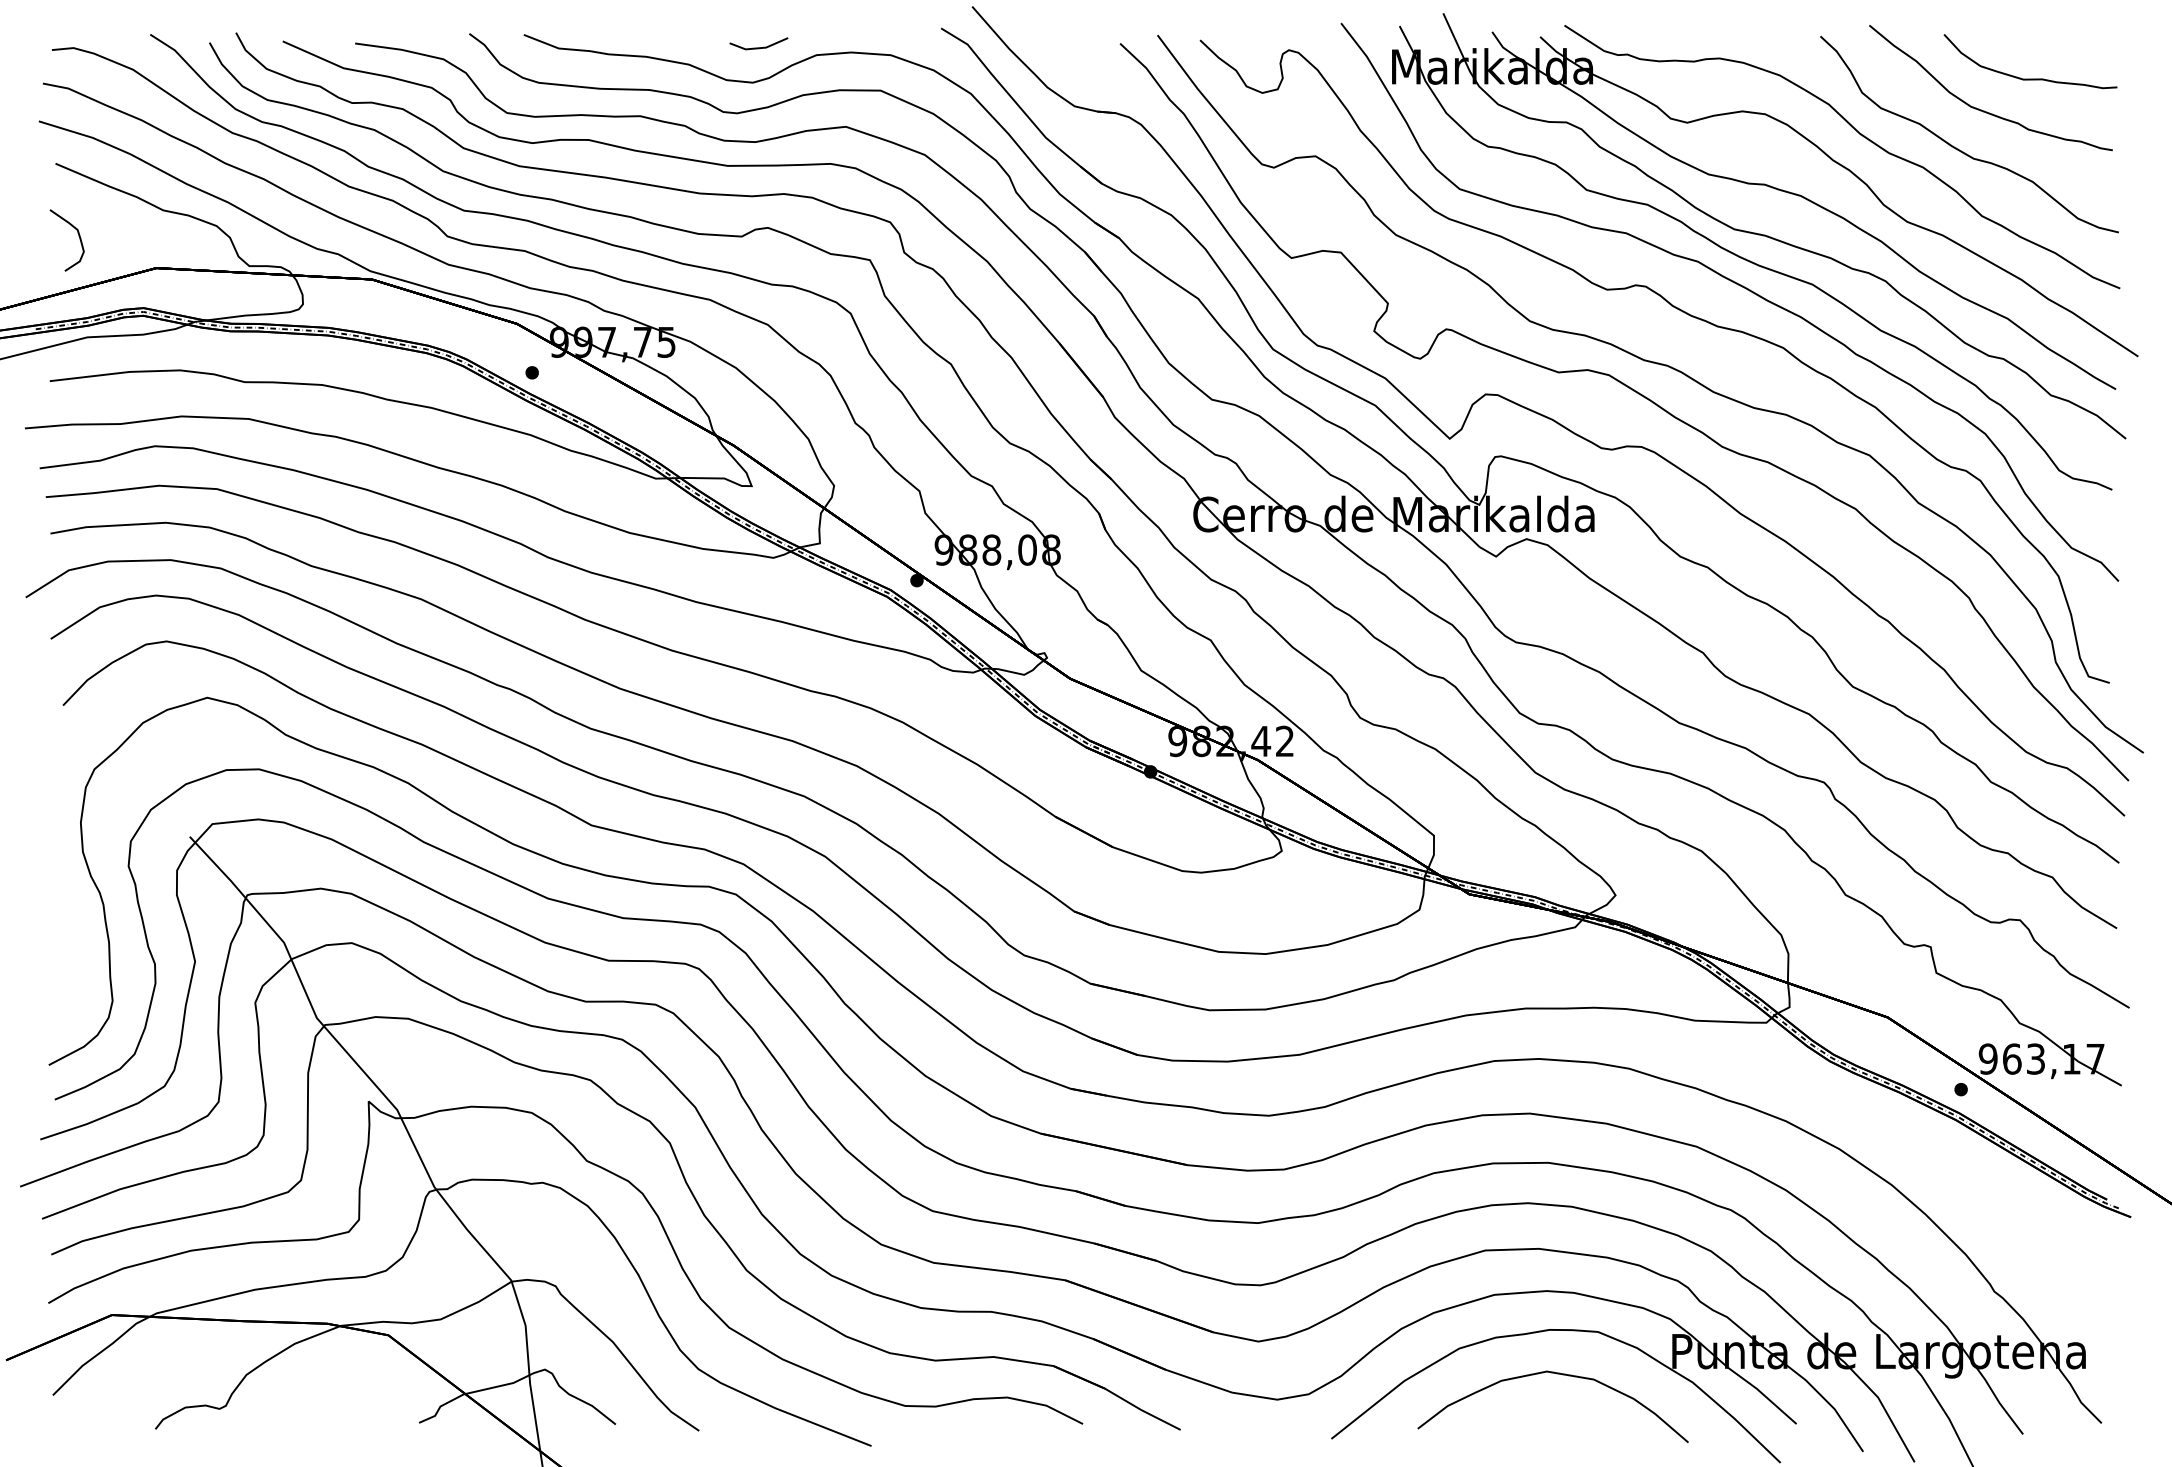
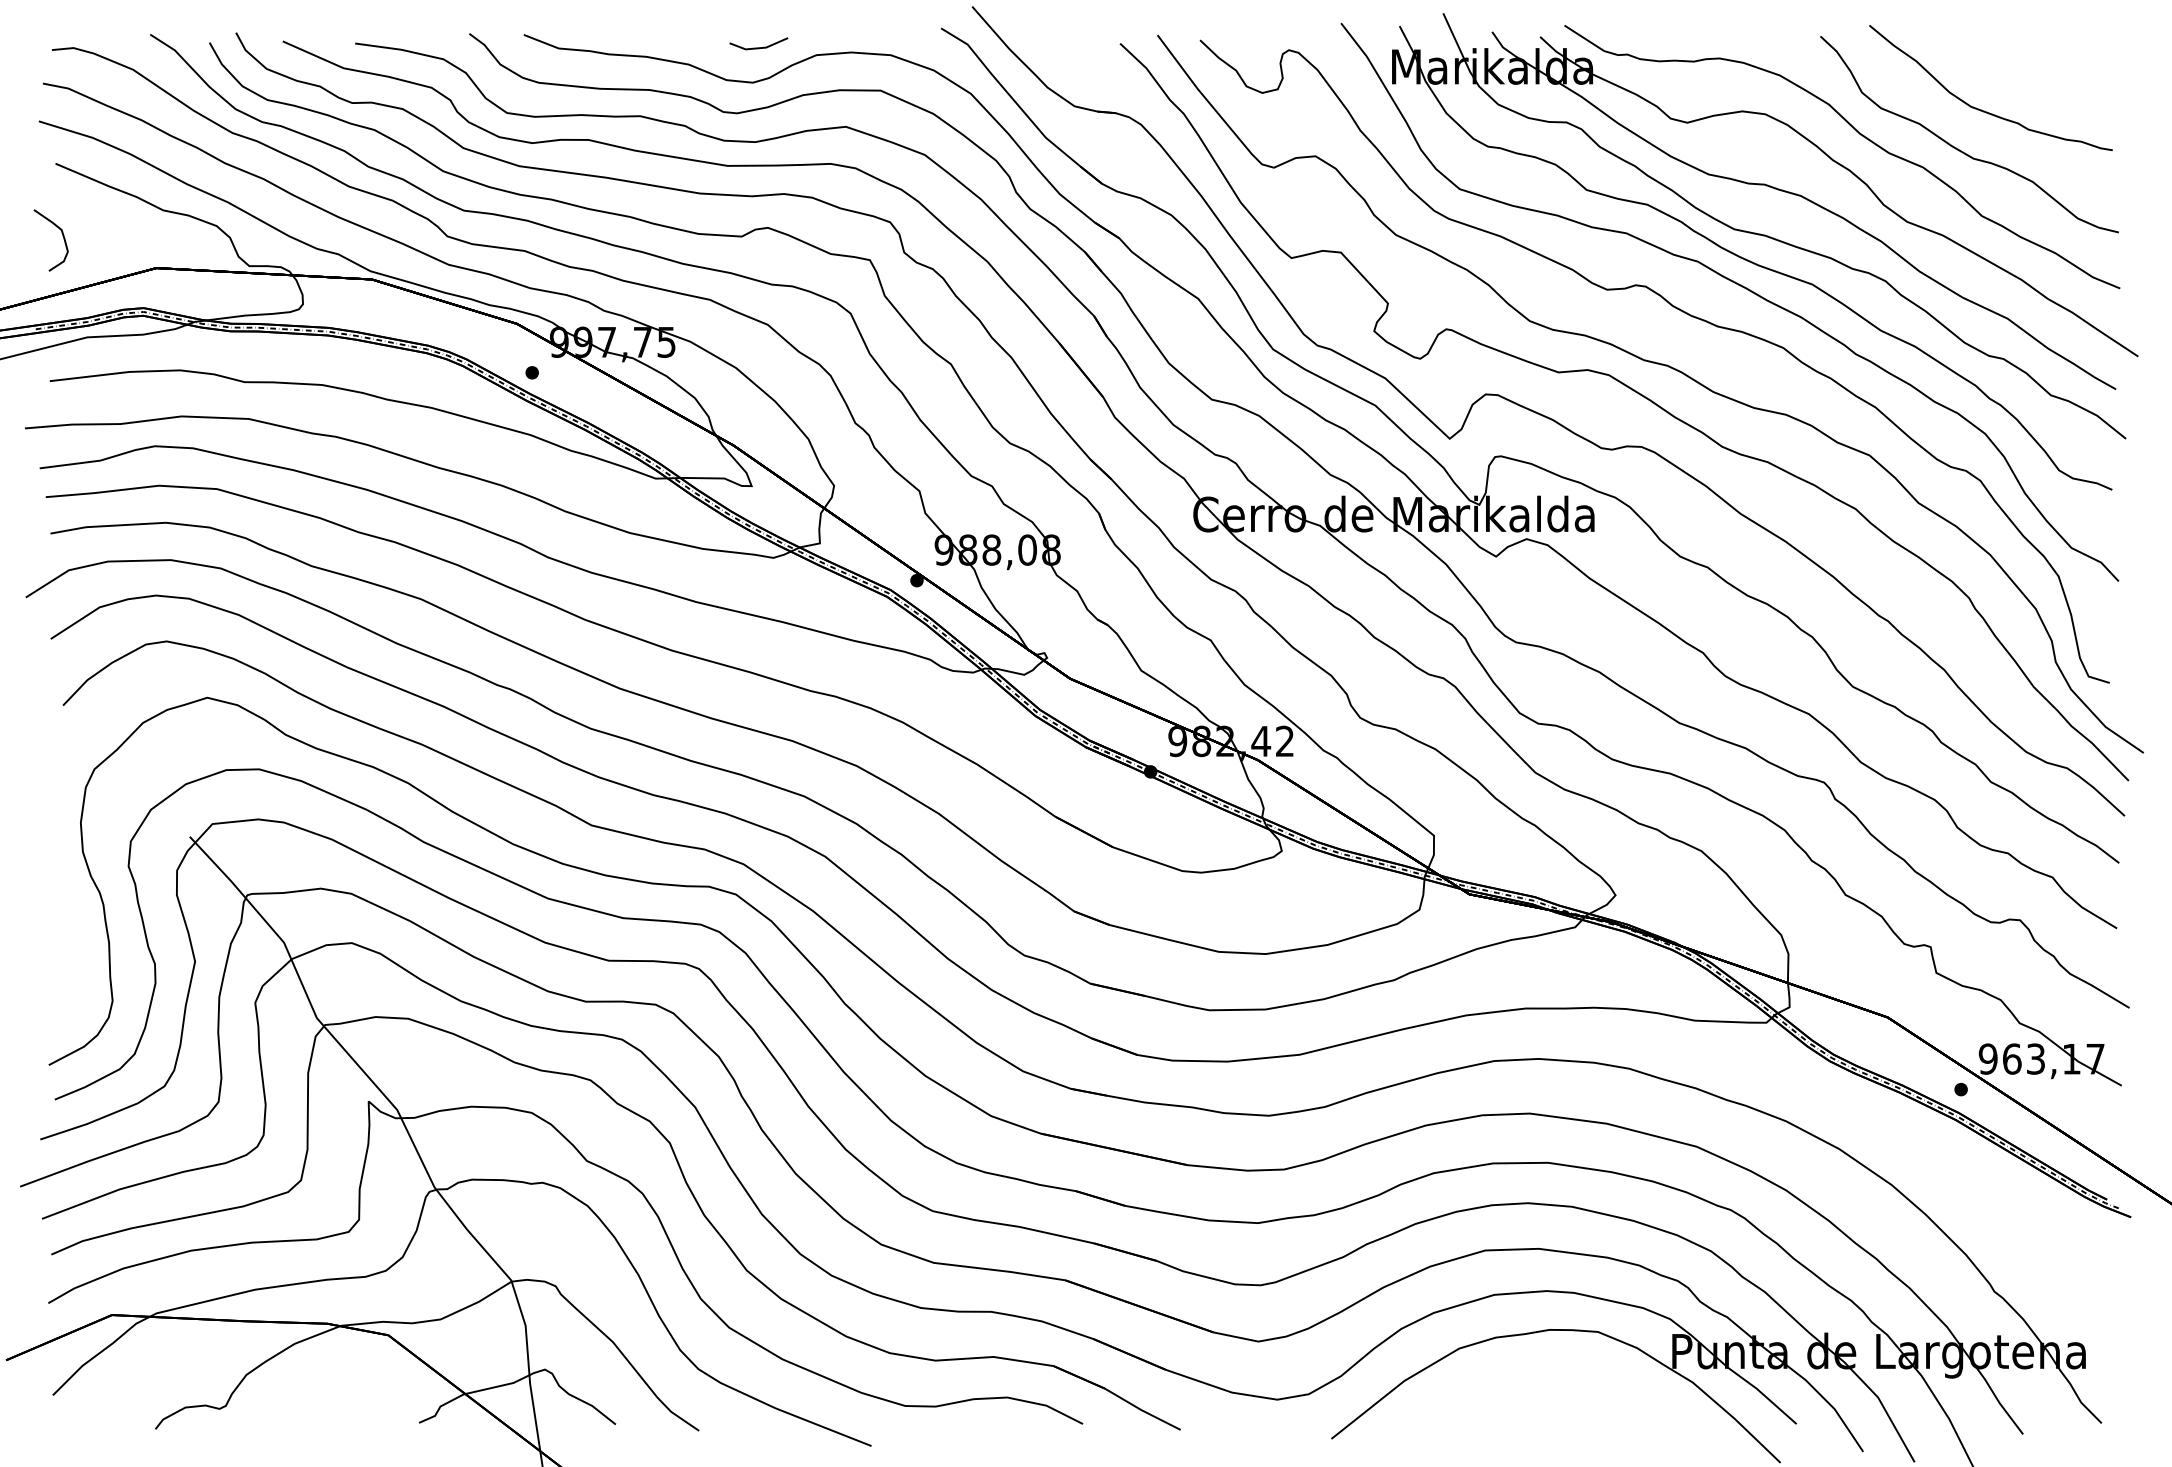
curve: present -> none (2030, 78)
curve position: (78, 236) -> (62, 236) (62, 236)
curve: present -> none (1556, 1374)
